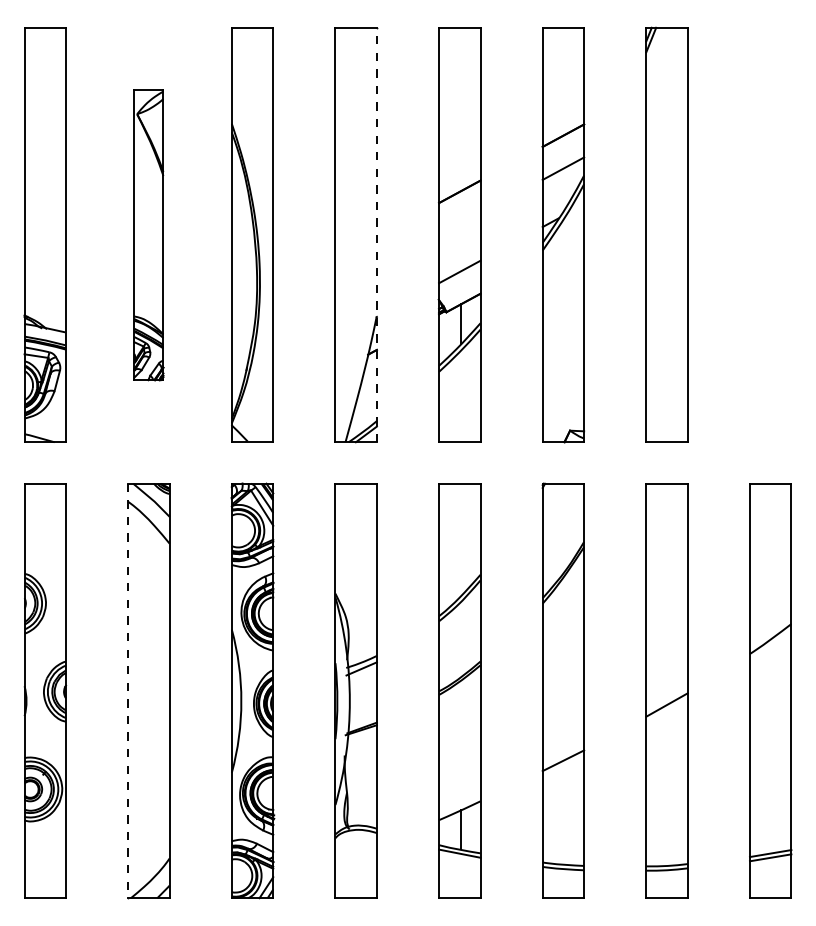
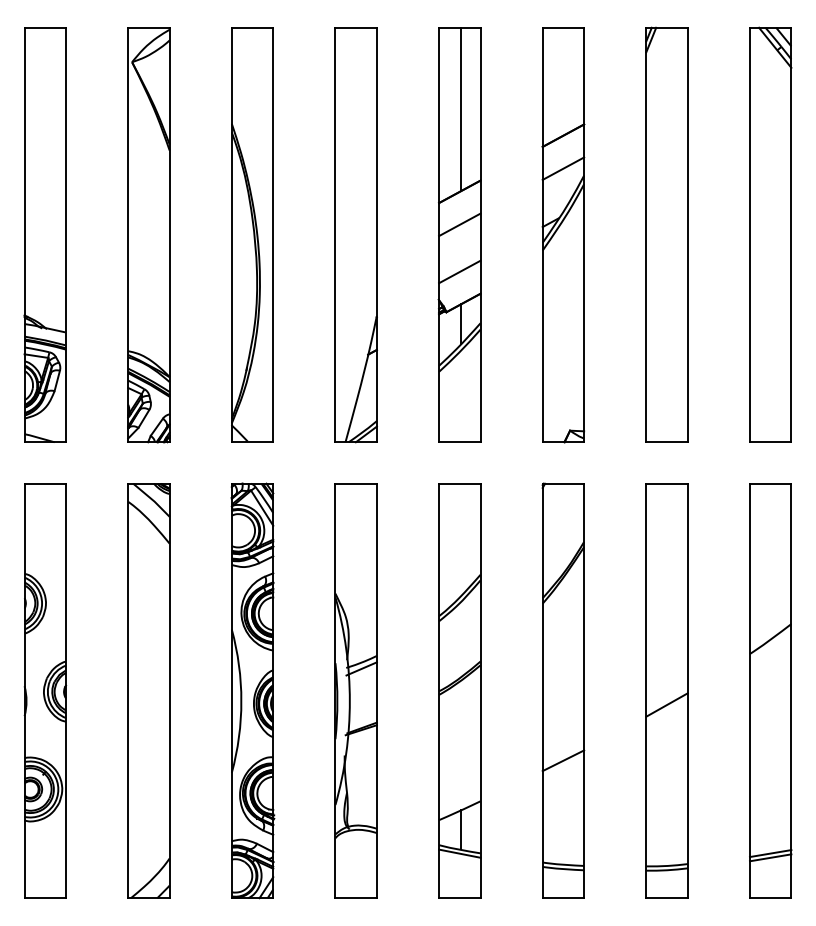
line: none -> present (460, 109)
line: none -> present (459, 224)
line: dashed -> solid (376, 234)
part: none -> present (770, 234)
part size: 32x293 px -> 44x417 px (148, 235)
line: dashed -> solid (128, 691)
